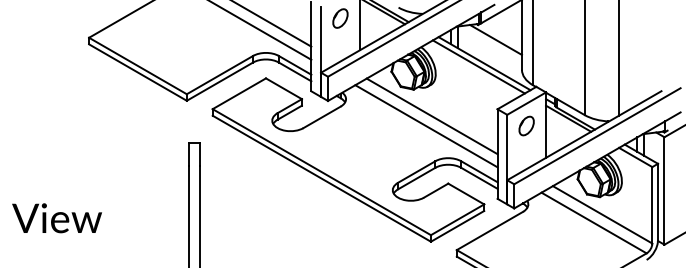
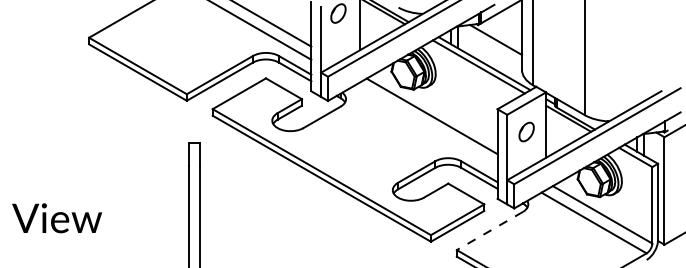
part position: (340, 18) -> (338, 13) (338, 13)
line: present -> none (619, 58)
part position: (526, 125) -> (526, 131) (526, 131)
line: present -> none (426, 126)
line: solid -> dashed (489, 231)
